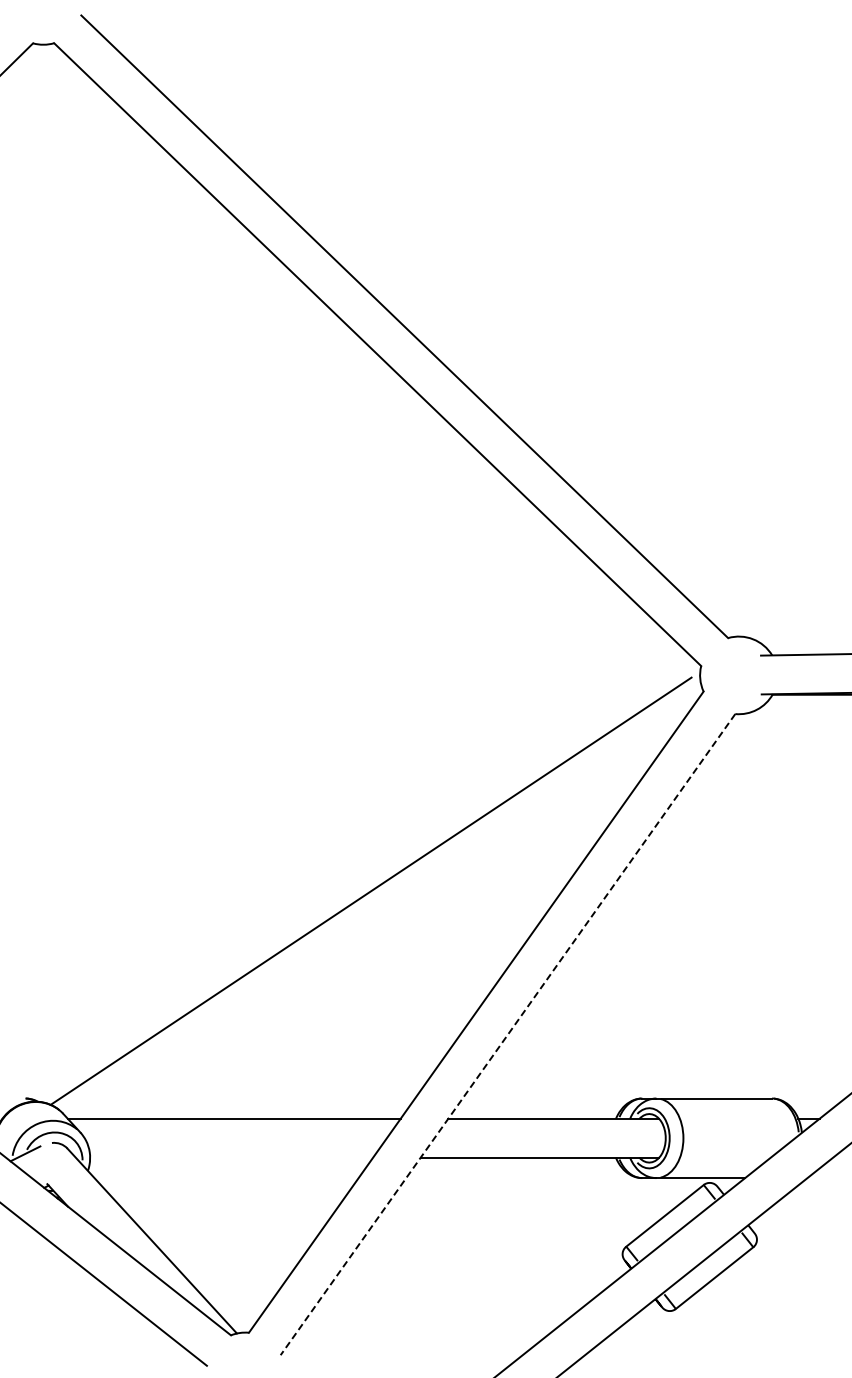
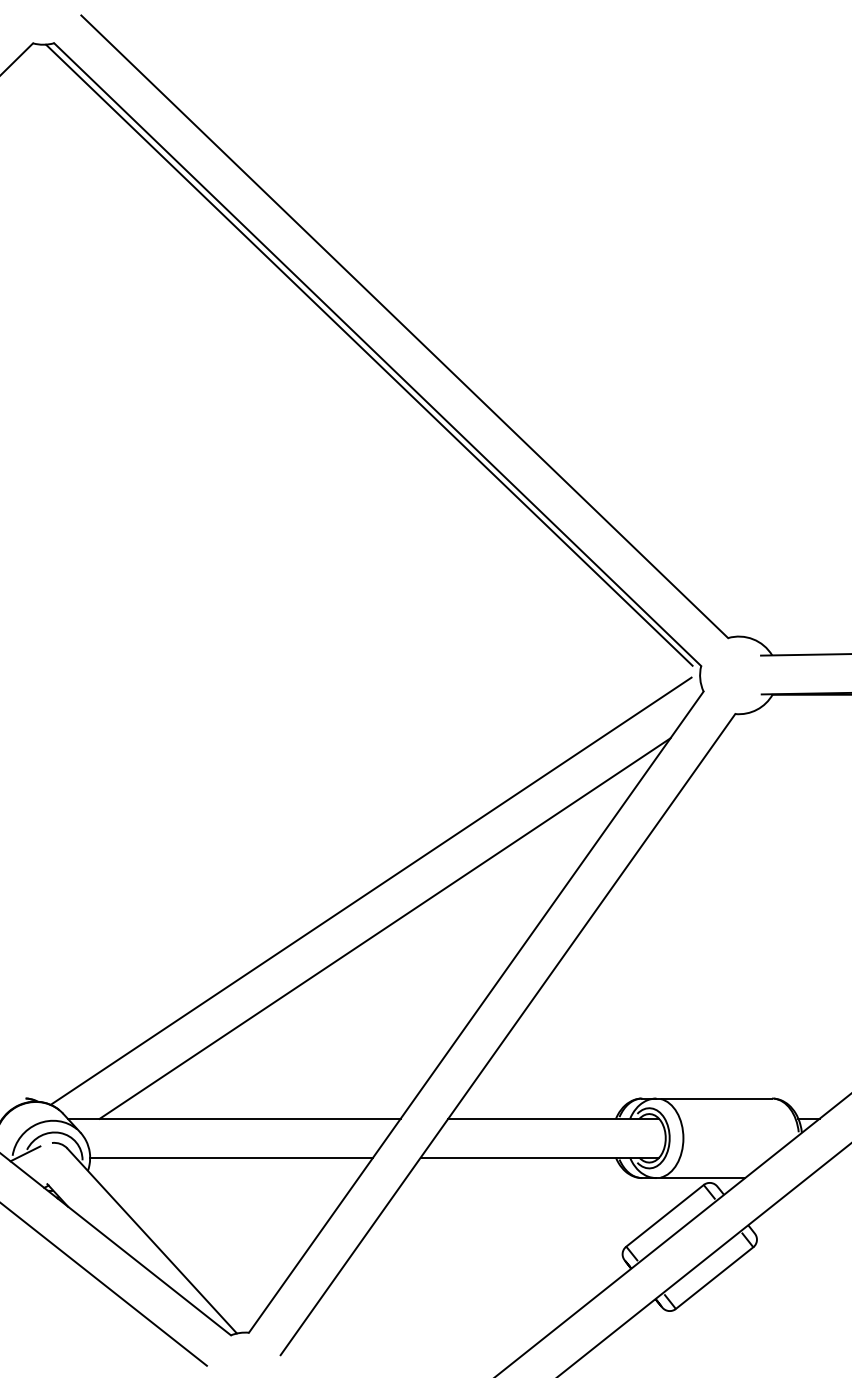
line: none -> present (369, 354)
line: none -> present (384, 928)
line: dashed -> solid (507, 1034)
line: none -> present (231, 1157)
